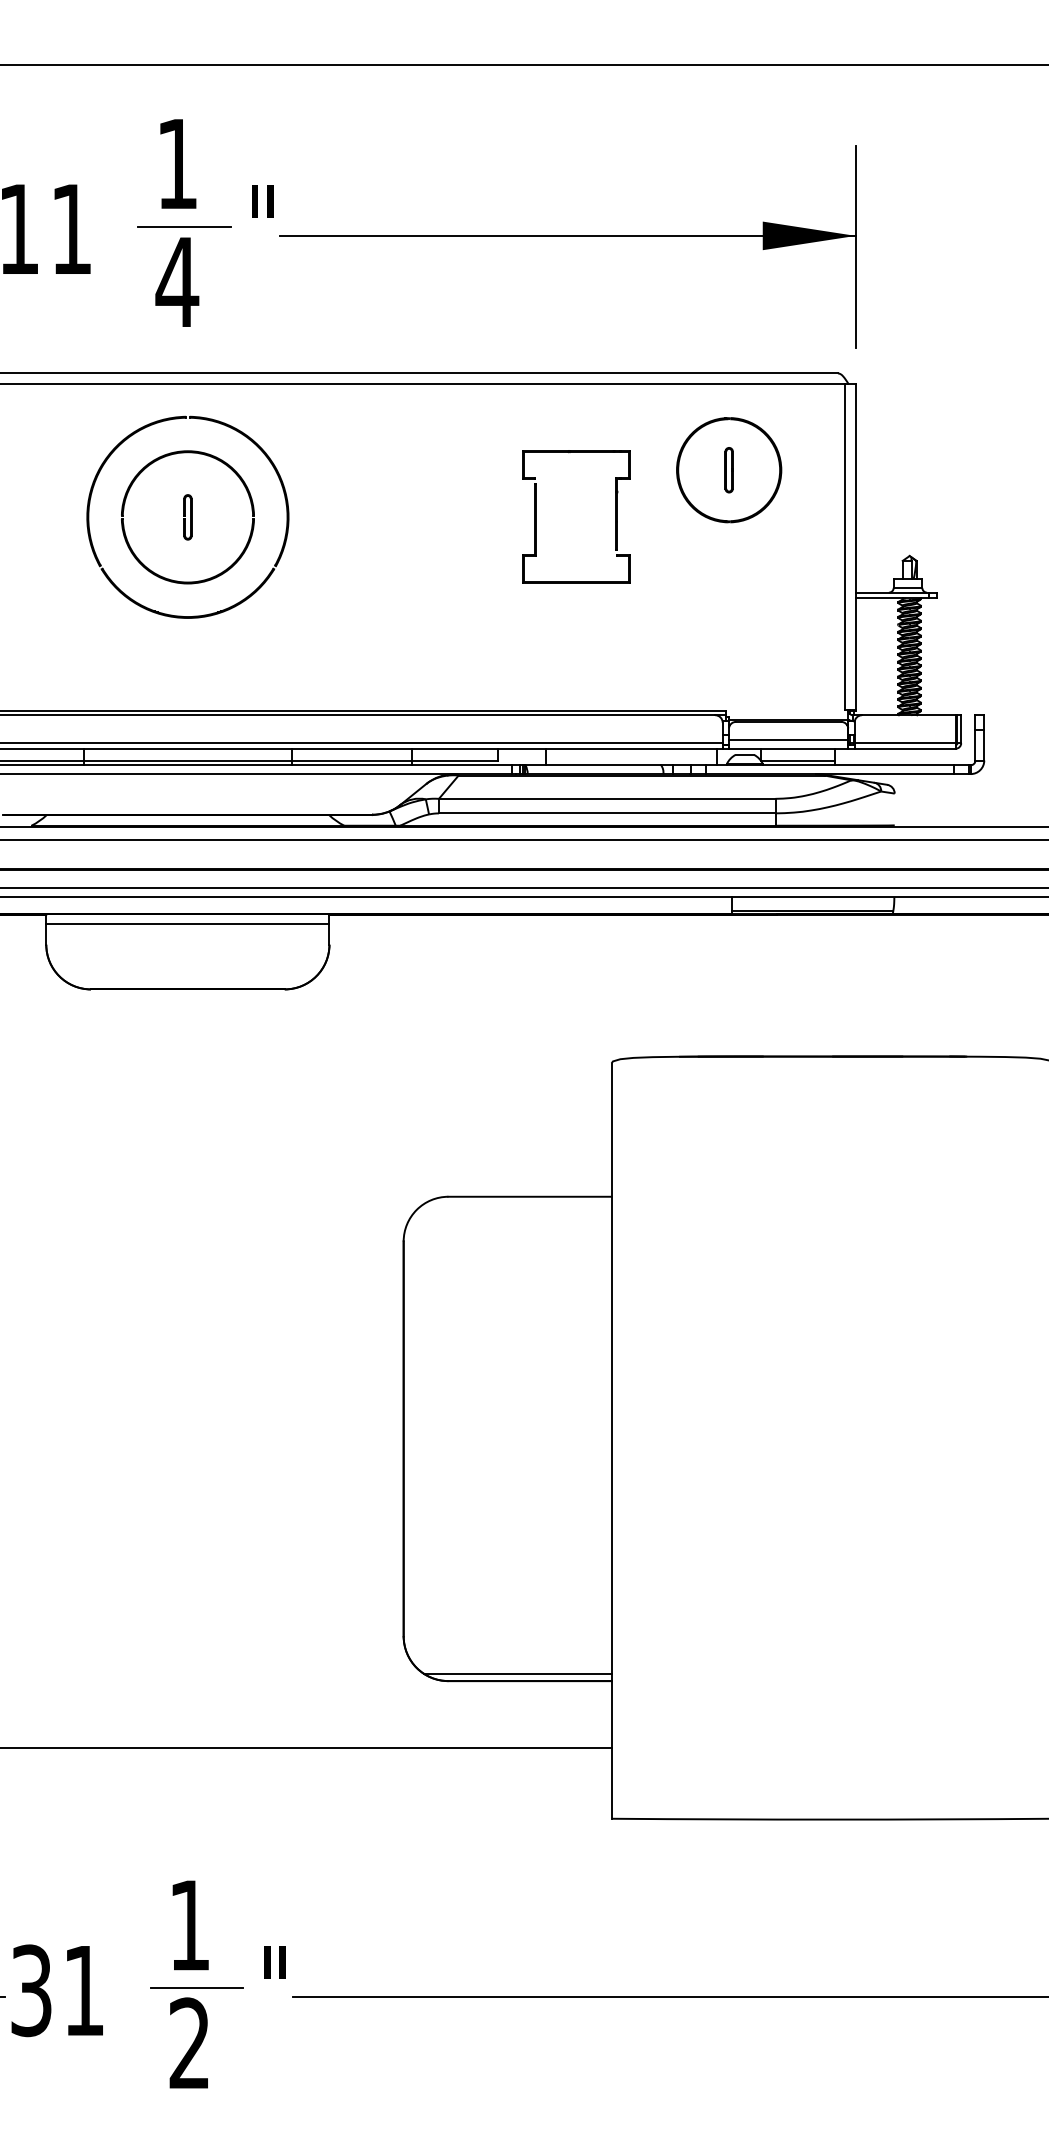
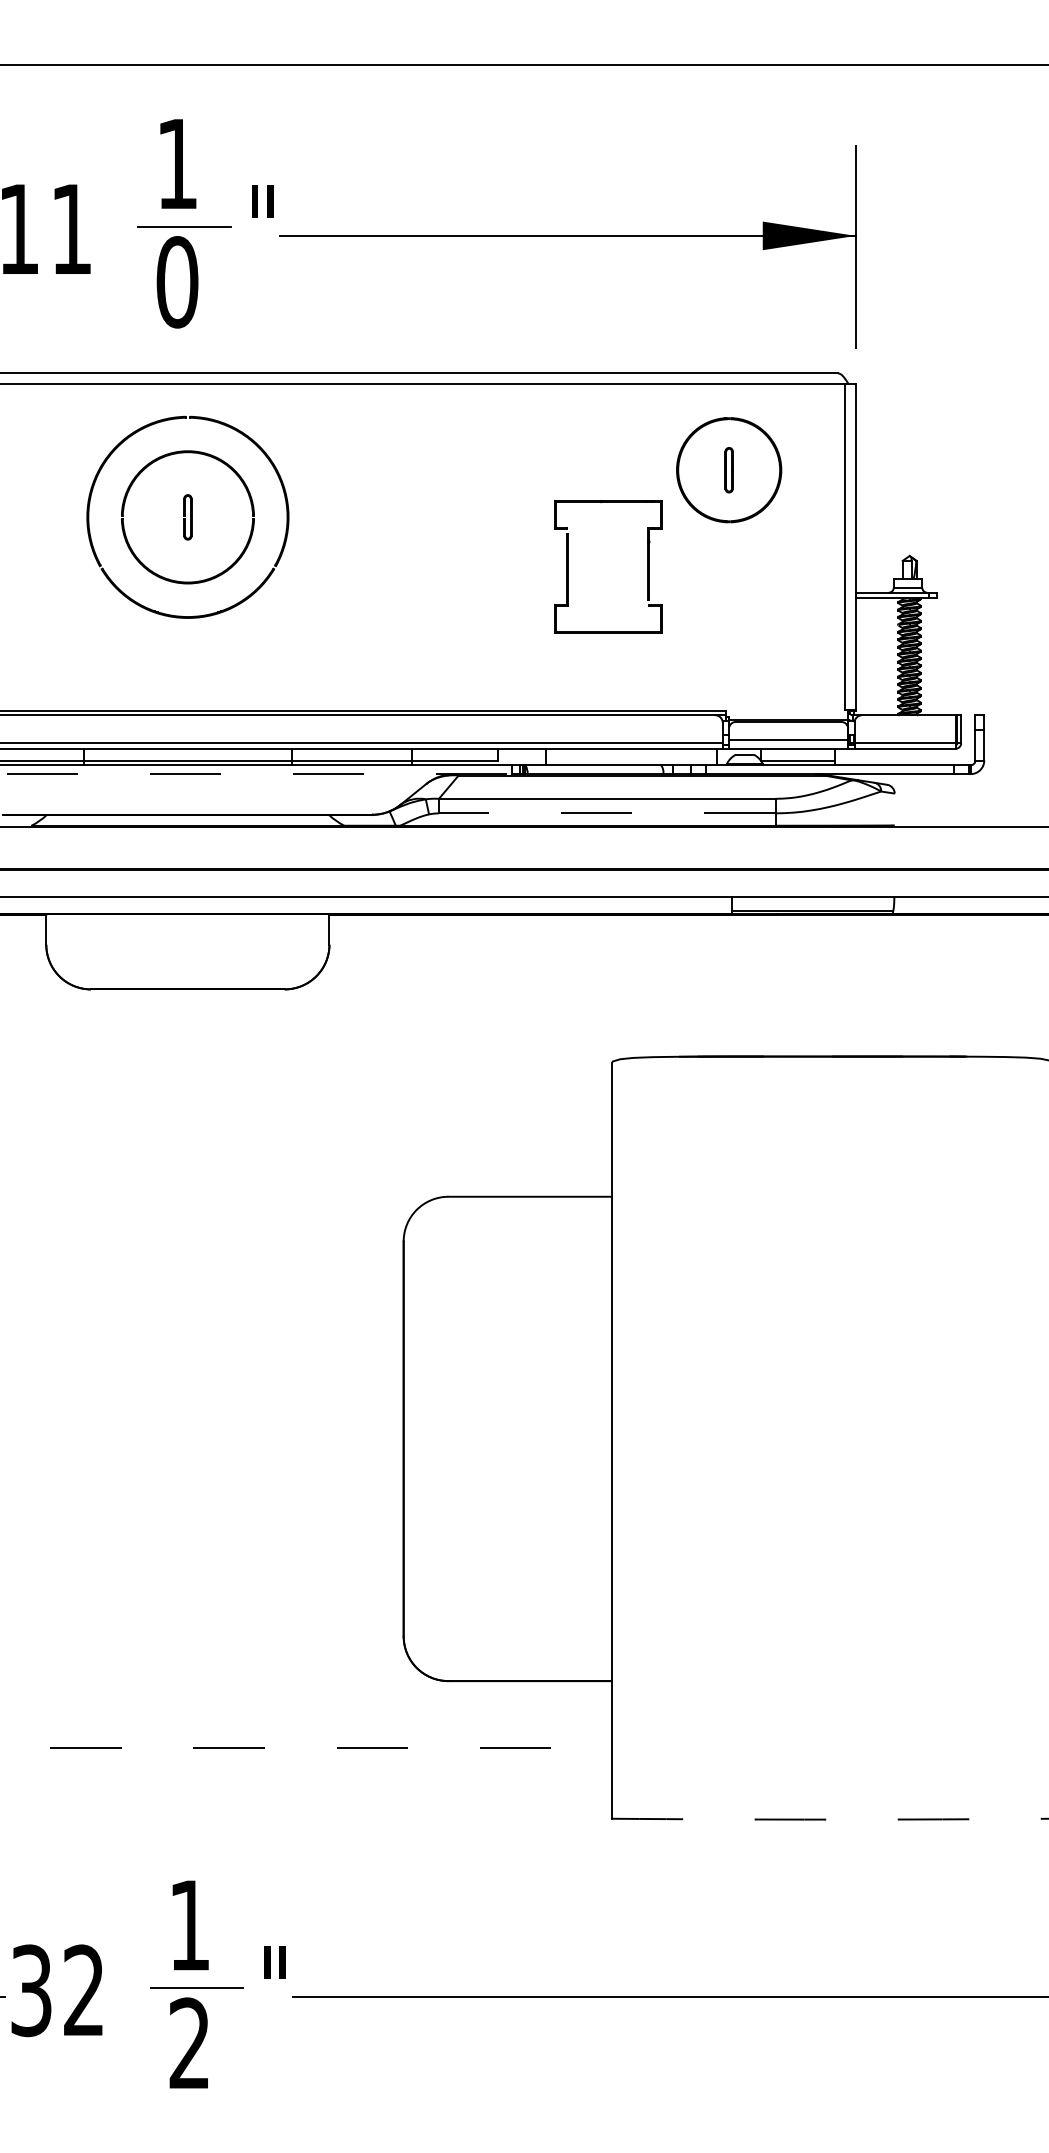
text: 4 -> 0 (177, 282)
part position: (615, 516) -> (647, 566) (647, 566)
line: solid -> dashed (256, 774)
line: solid -> dashed (606, 813)
line: present -> none (523, 839)
line: present -> none (523, 888)
line: present -> none (187, 923)
line: present -> none (517, 1674)
line: solid -> dashed (305, 1748)
arc: solid -> dashed (831, 1819)
text: 31 -> 32 (83, 1989)
